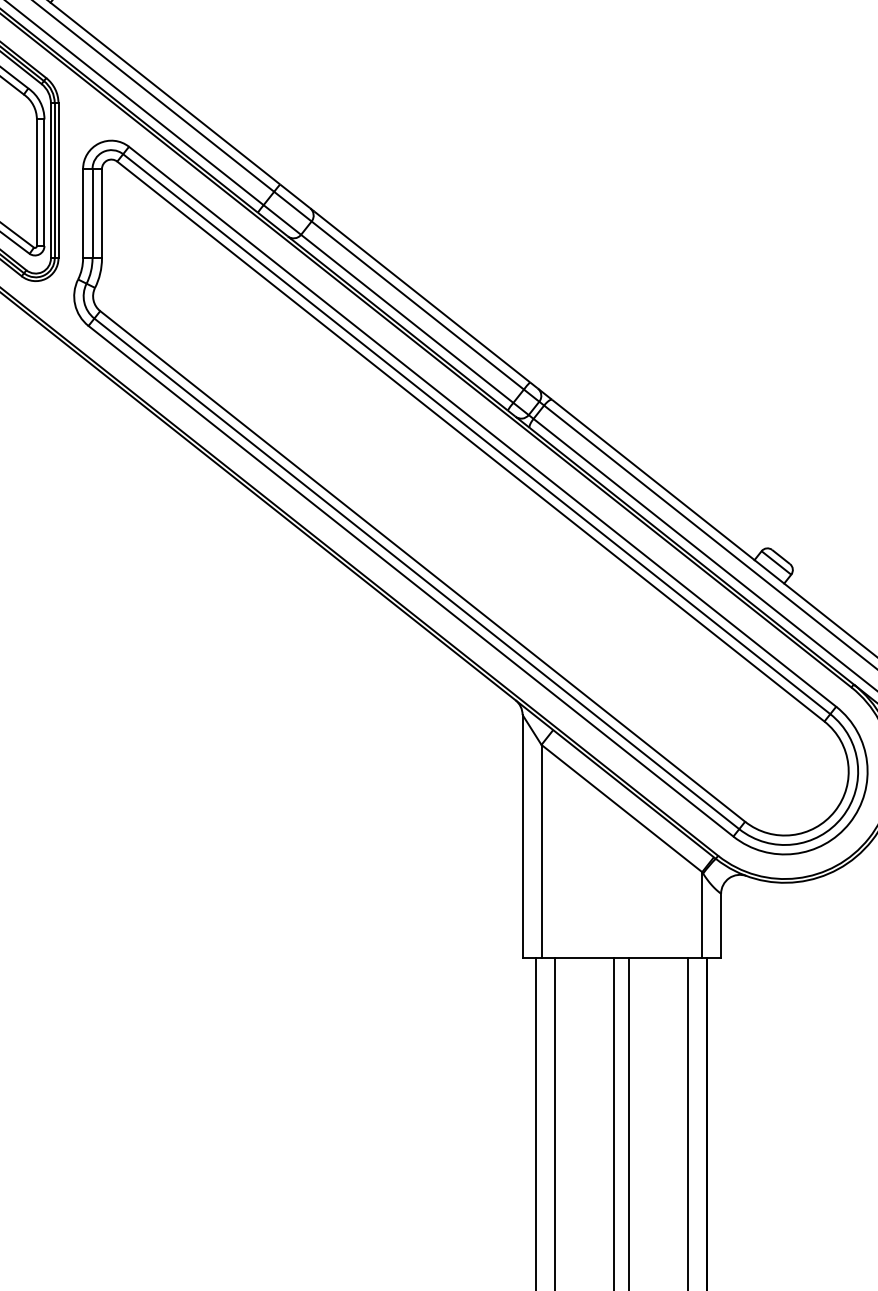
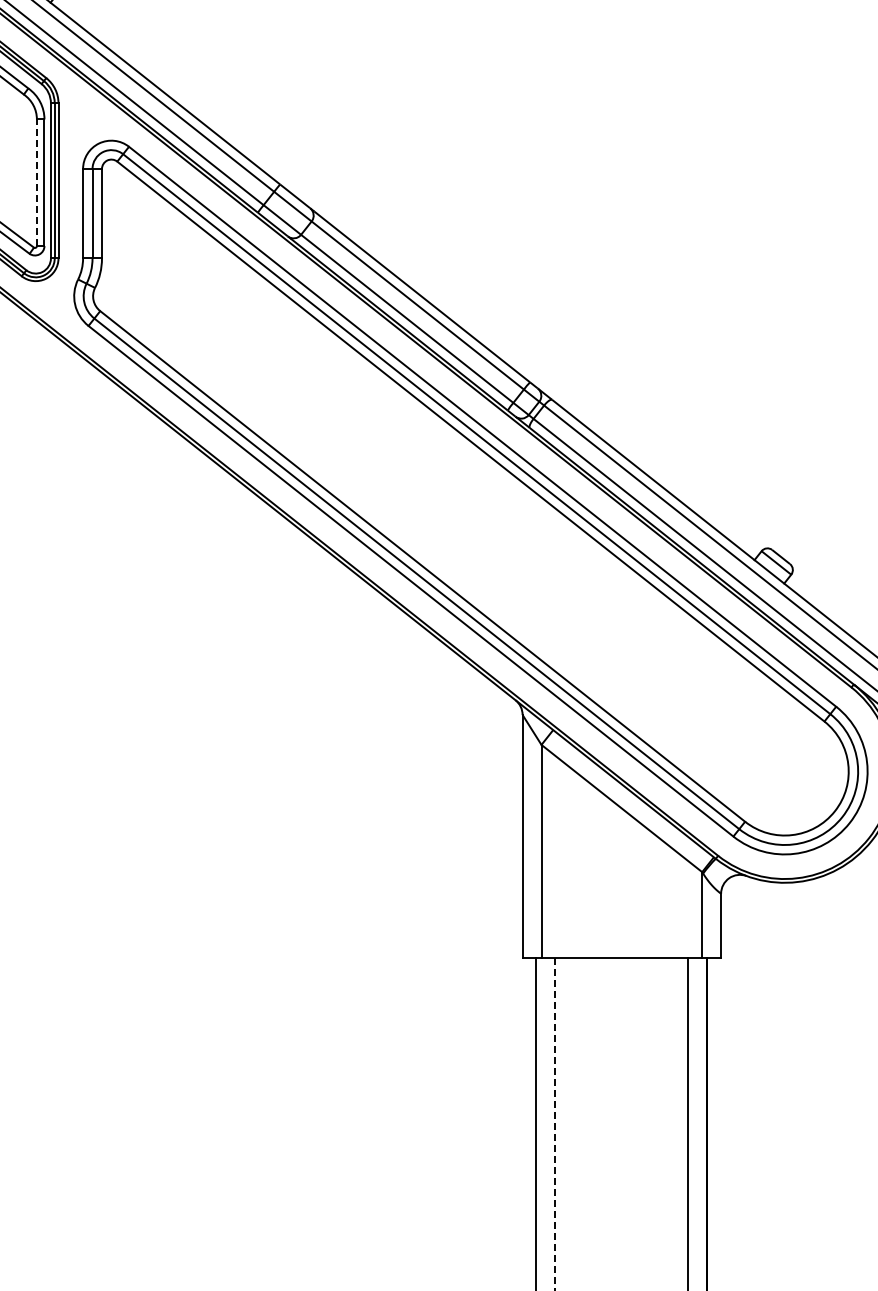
line: solid -> dashed (36, 182)
line: present -> none (613, 1122)
line: present -> none (628, 1122)
line: solid -> dashed (555, 1124)
